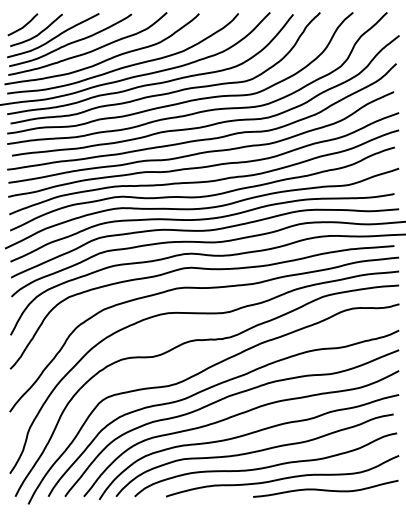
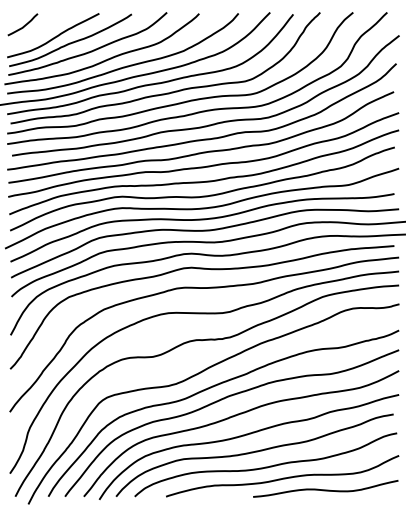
curve: present -> none (39, 32)
